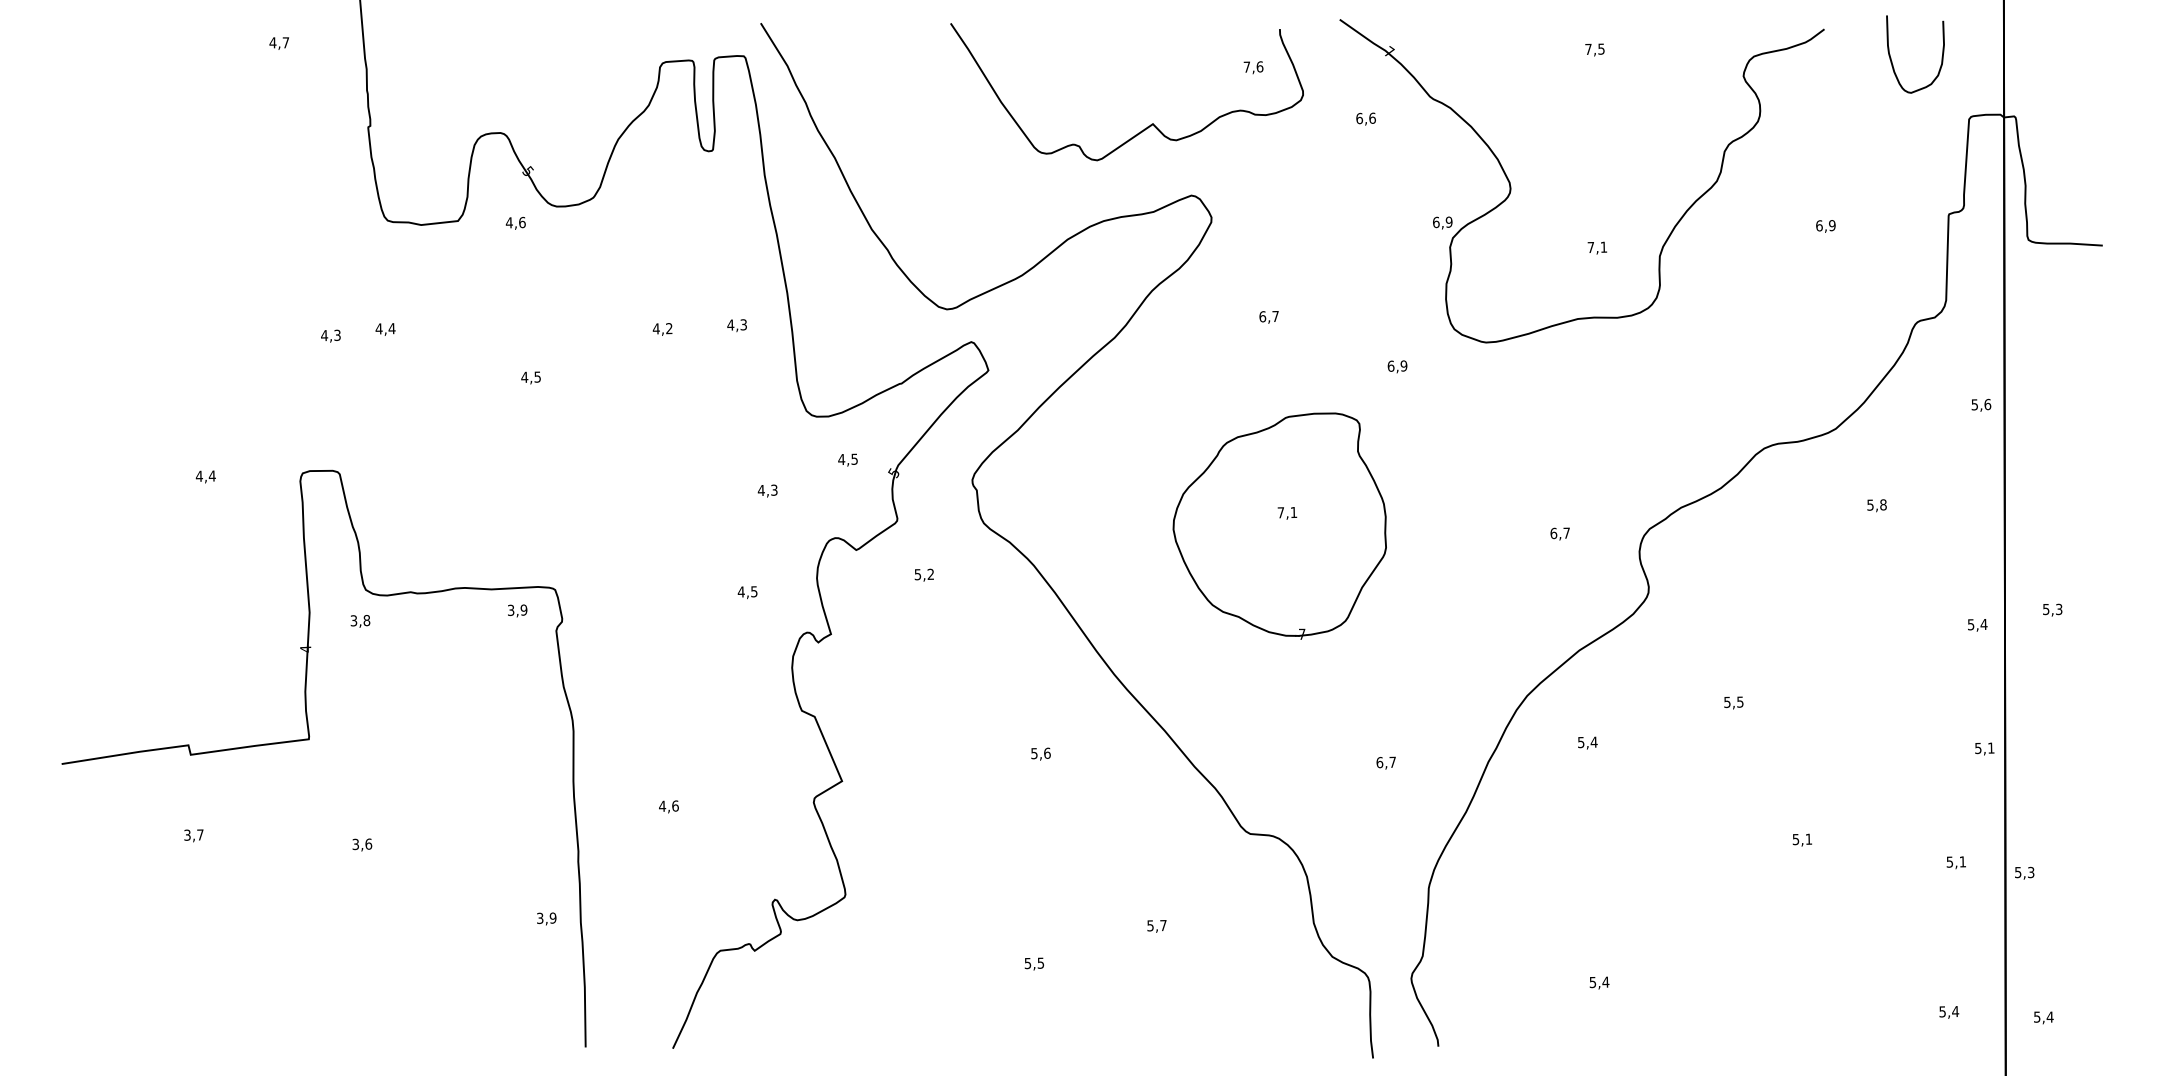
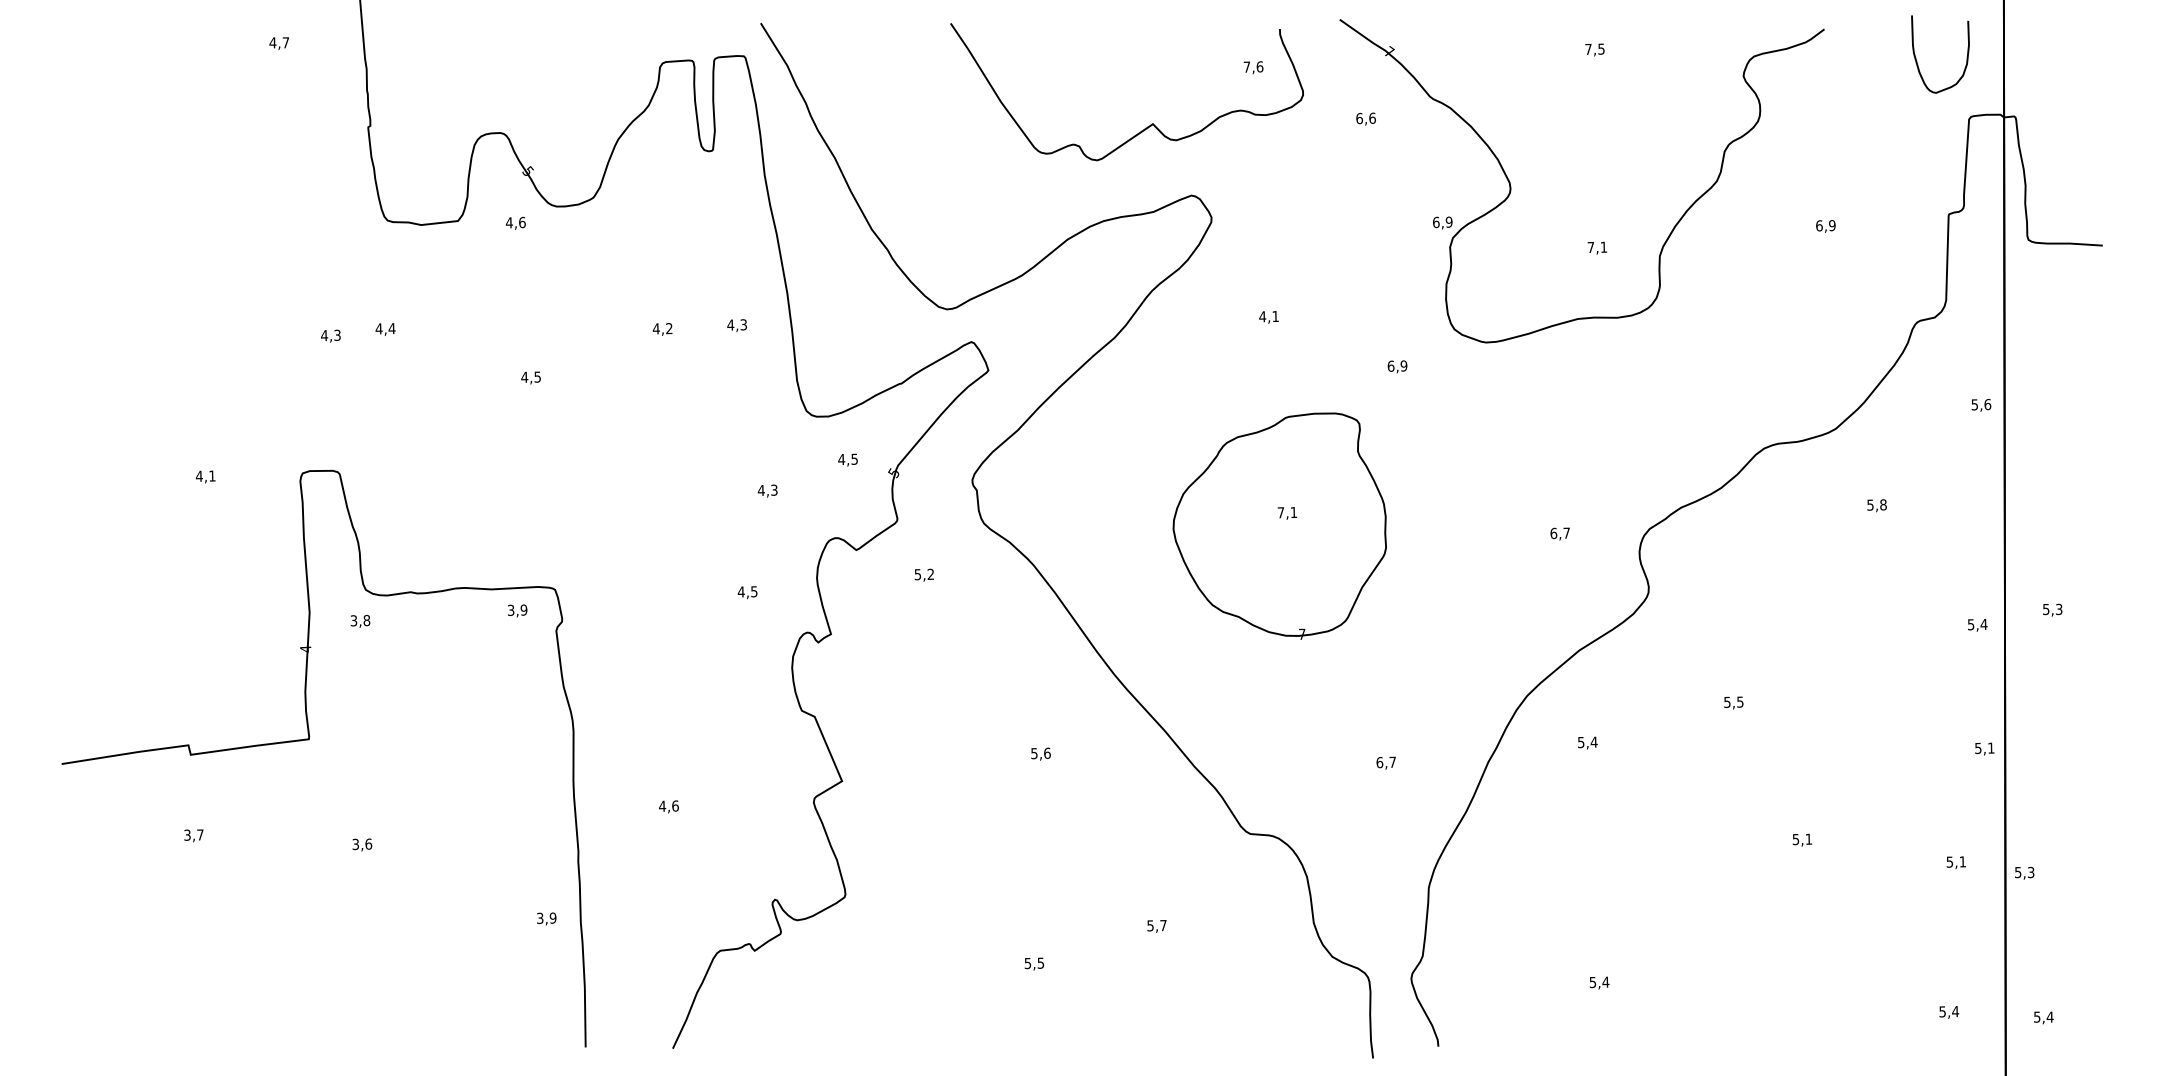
curve position: (1892, 61) -> (1917, 61) (1917, 61)
text: 6,7 -> 4,1 (1268, 316)
text: 4,4 -> 4,1 (211, 475)
